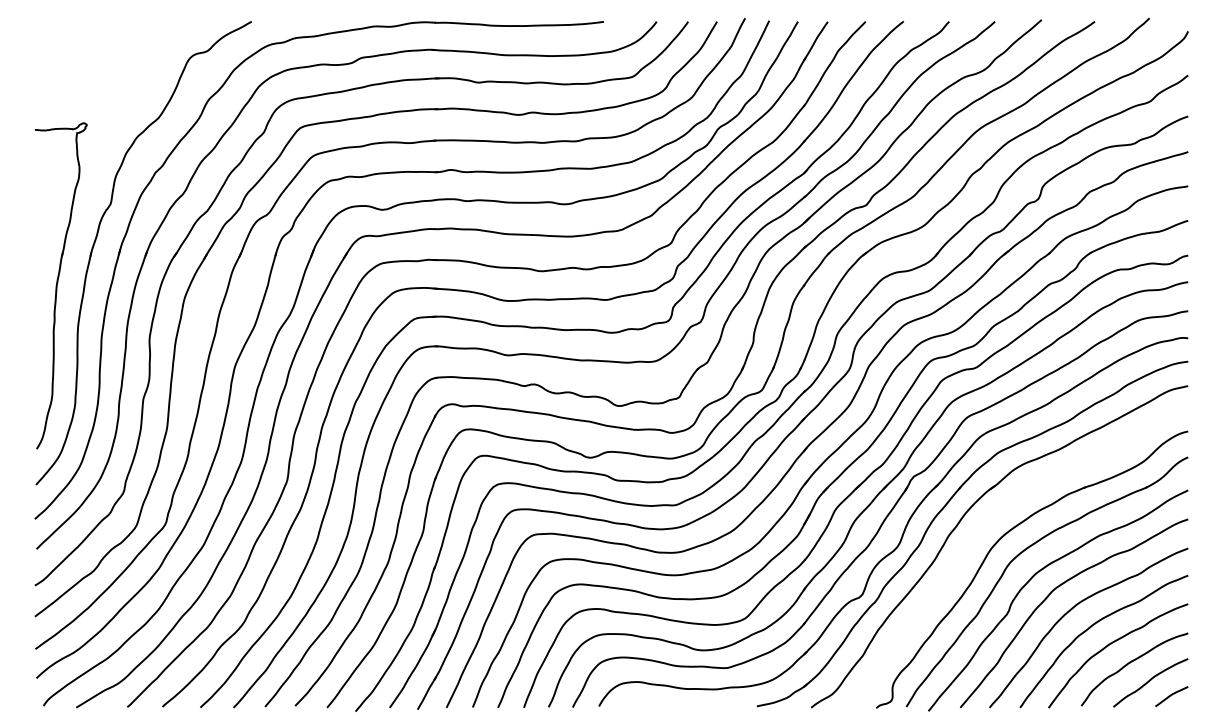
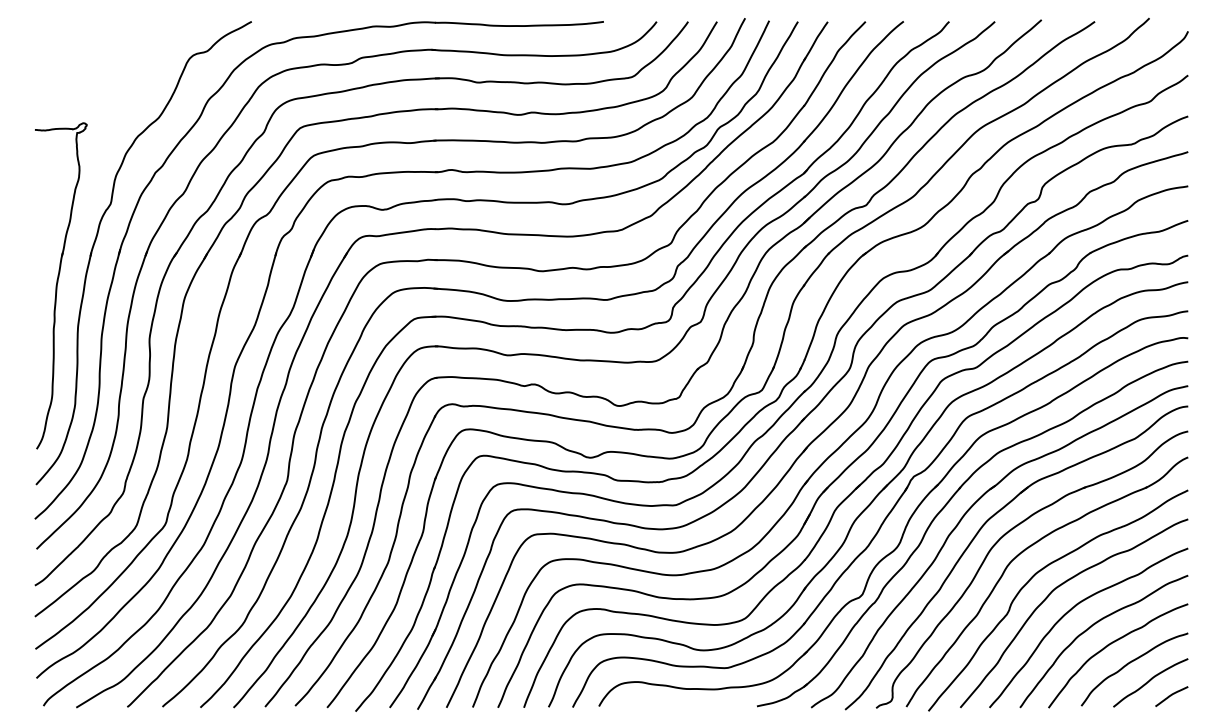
part: none -> present (979, 532)
